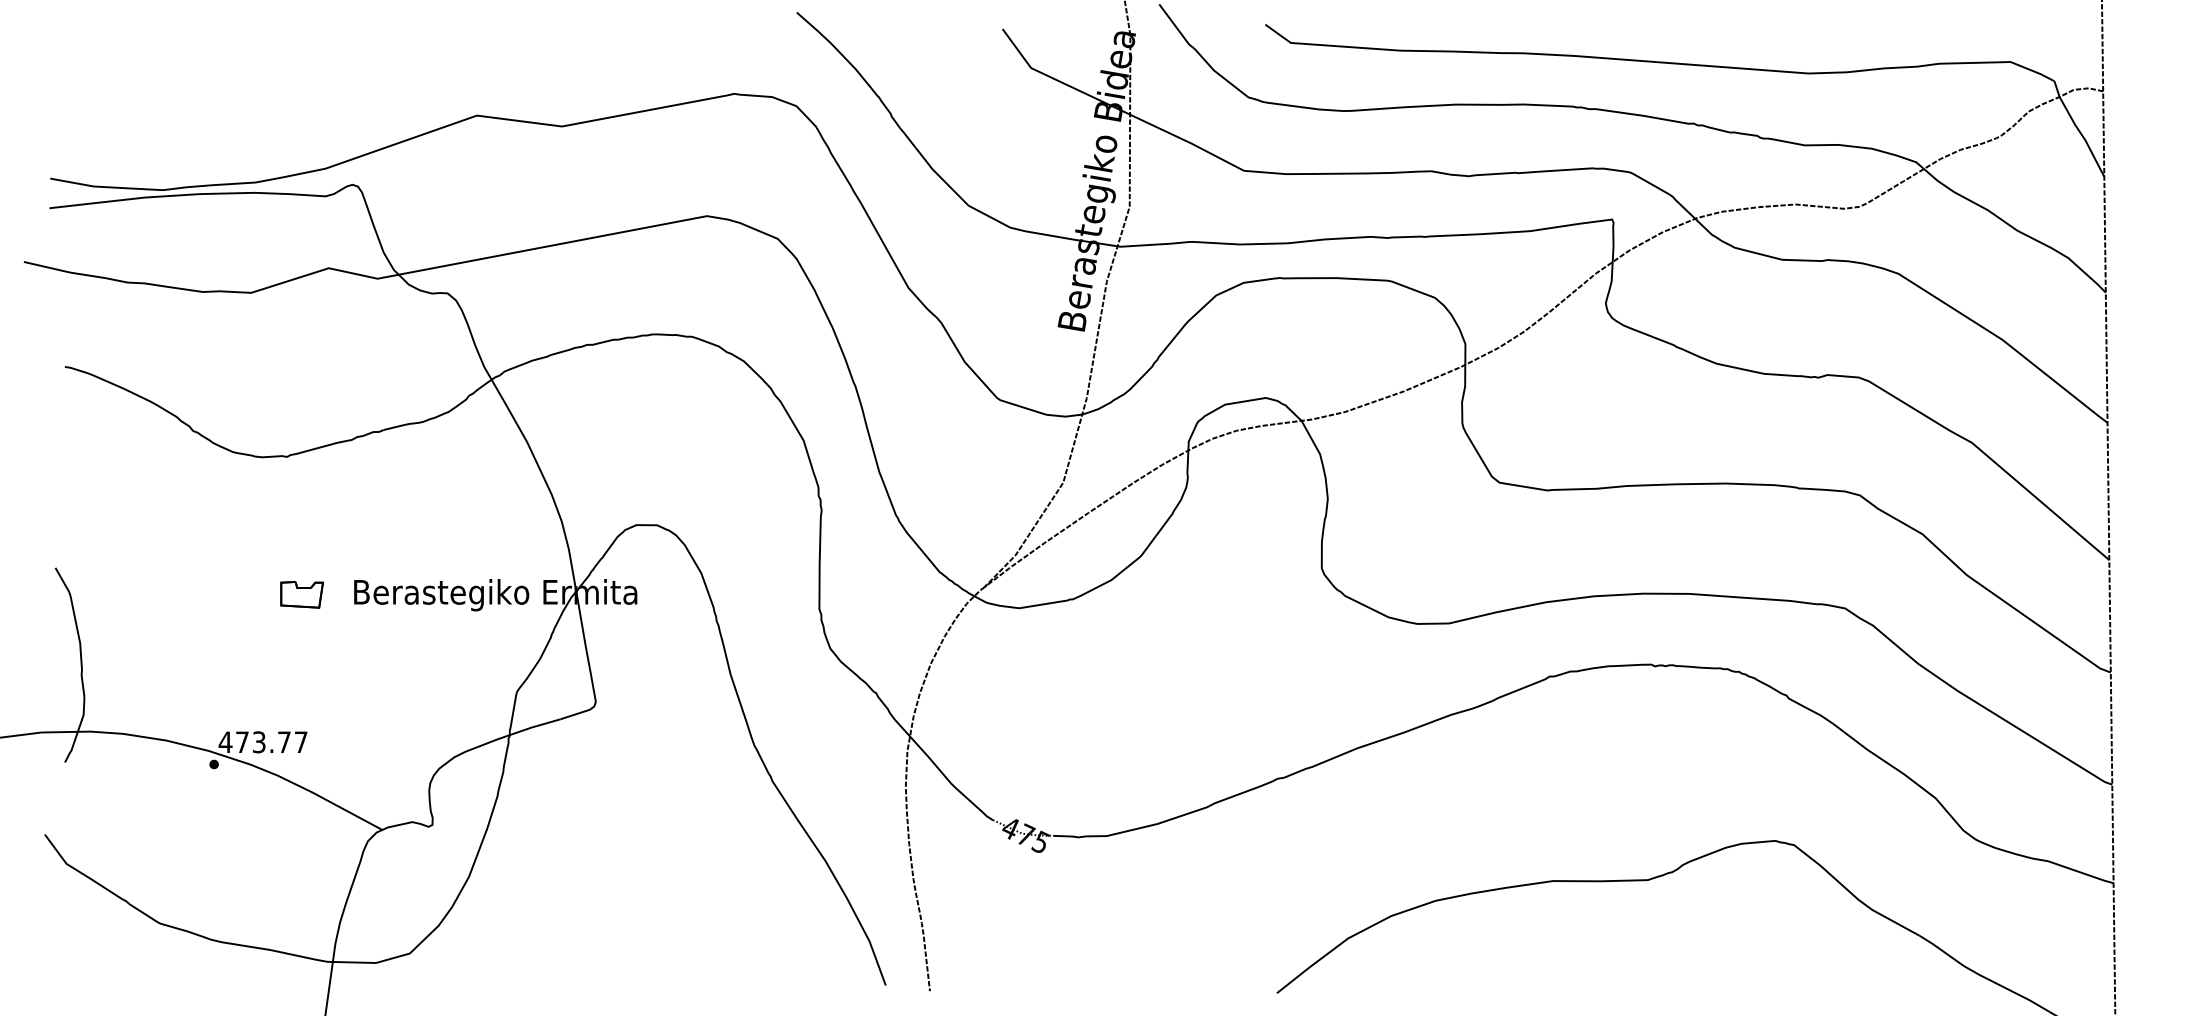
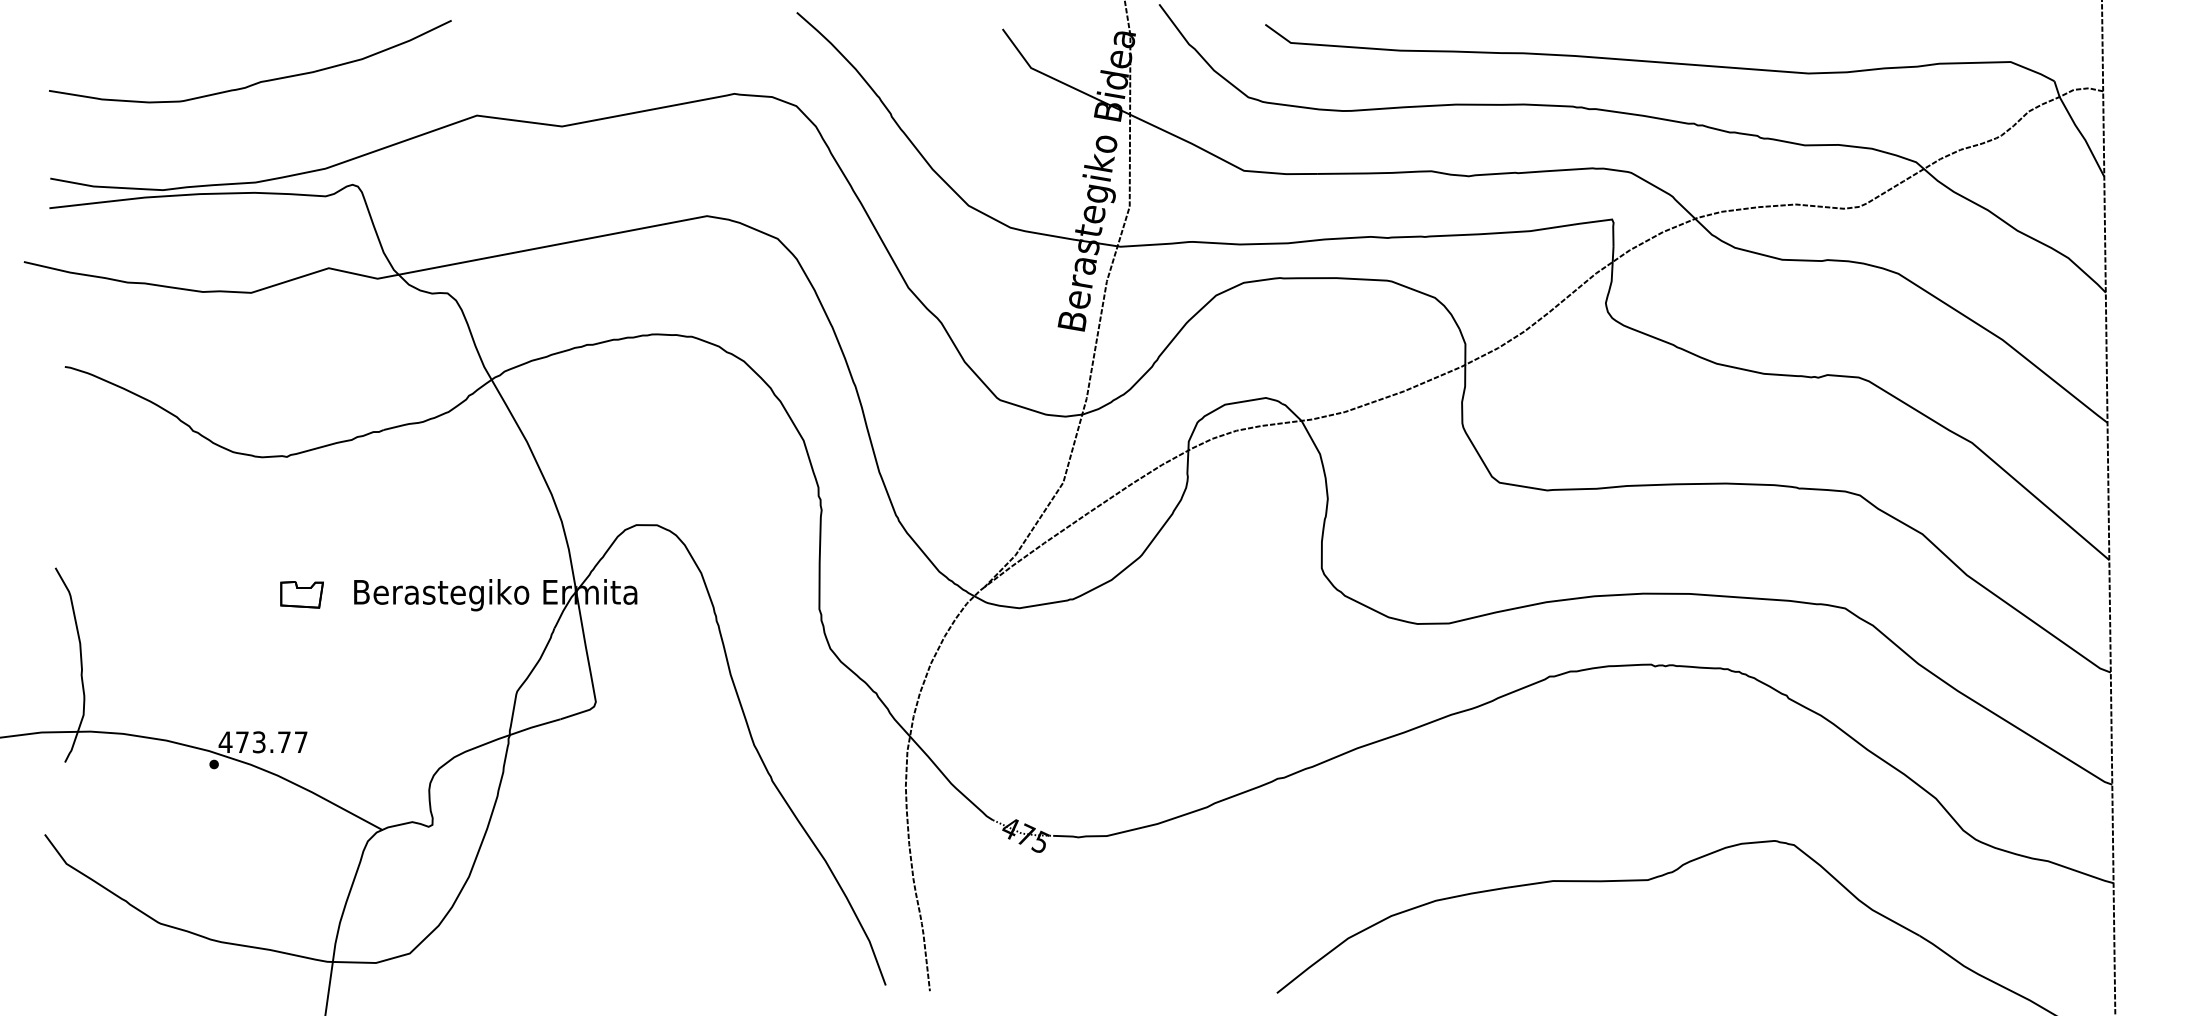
curve: none -> present (258, 81)
